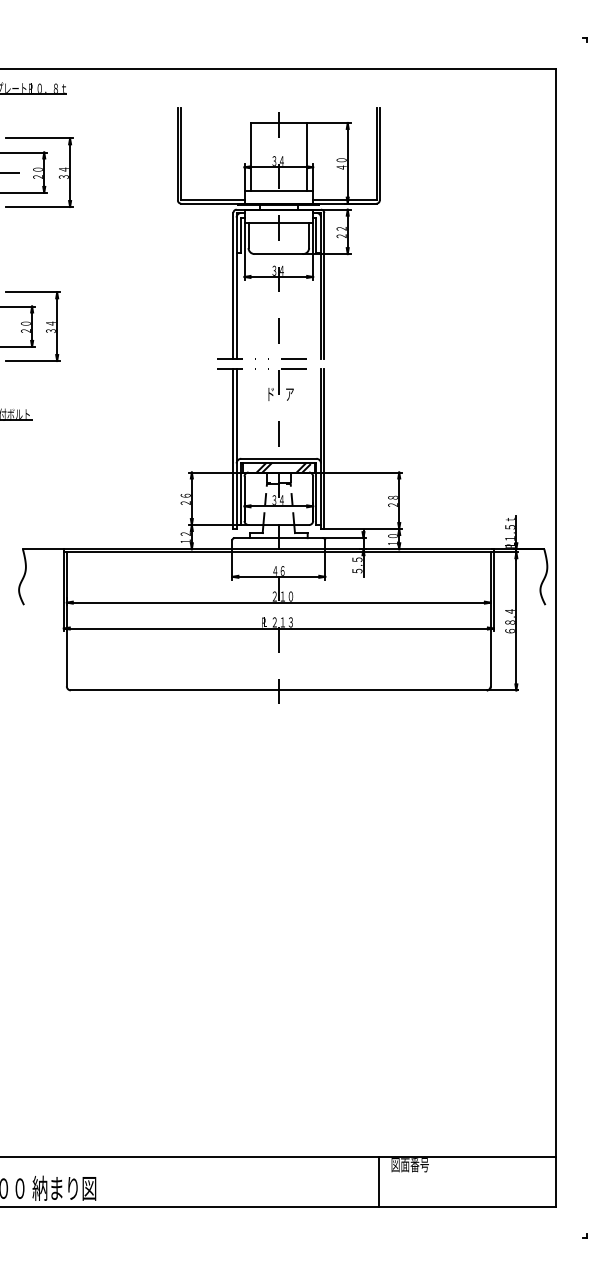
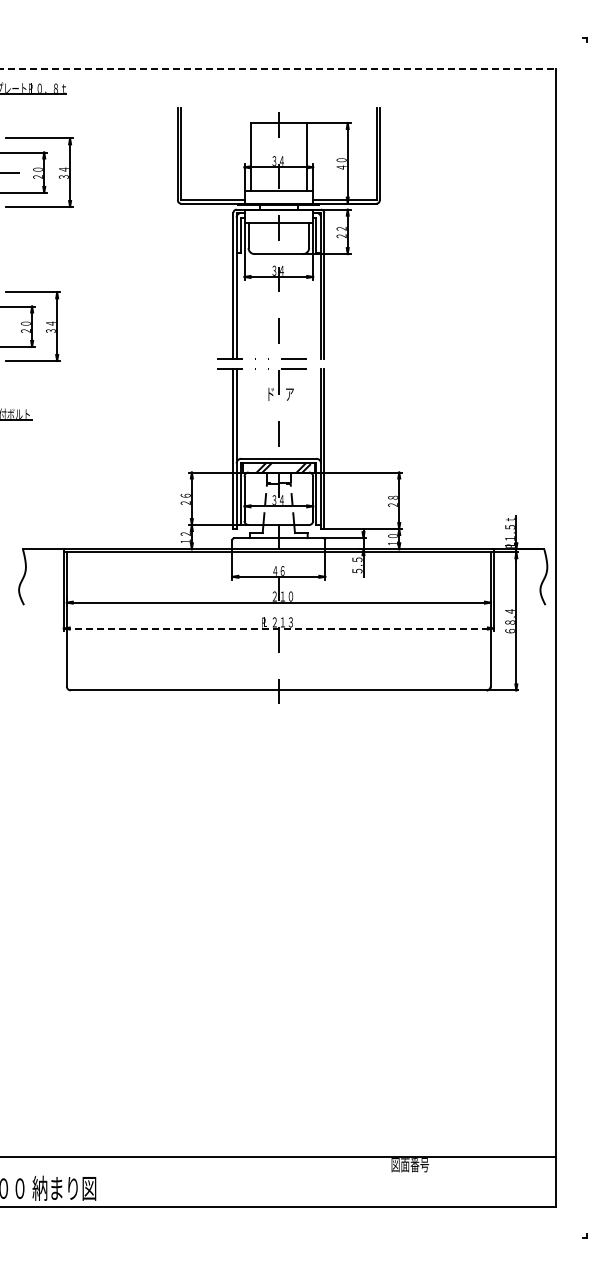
line: solid -> dashed (278, 68)
line: solid -> dashed (279, 628)
line: present -> none (378, 1181)
